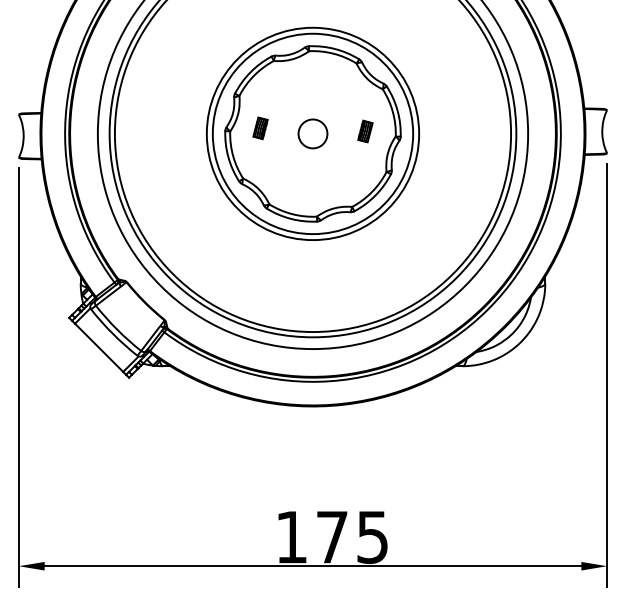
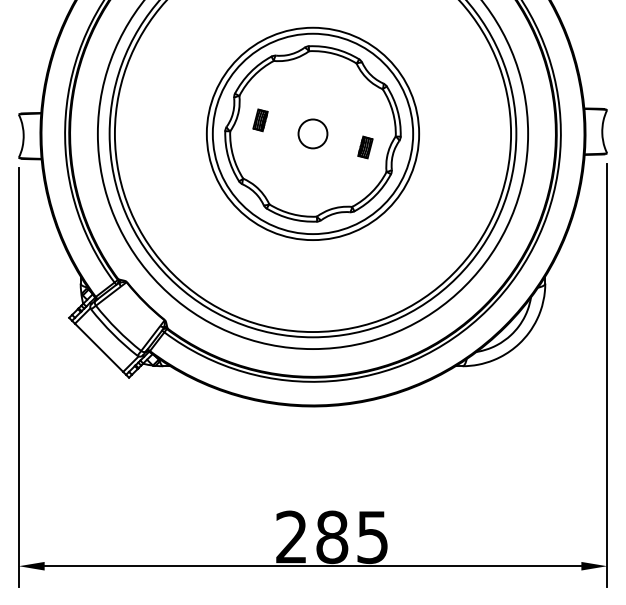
part position: (260, 128) -> (260, 120) (260, 120)
part position: (365, 131) -> (365, 147) (365, 147)
text: 175 -> 285 (312, 537)
